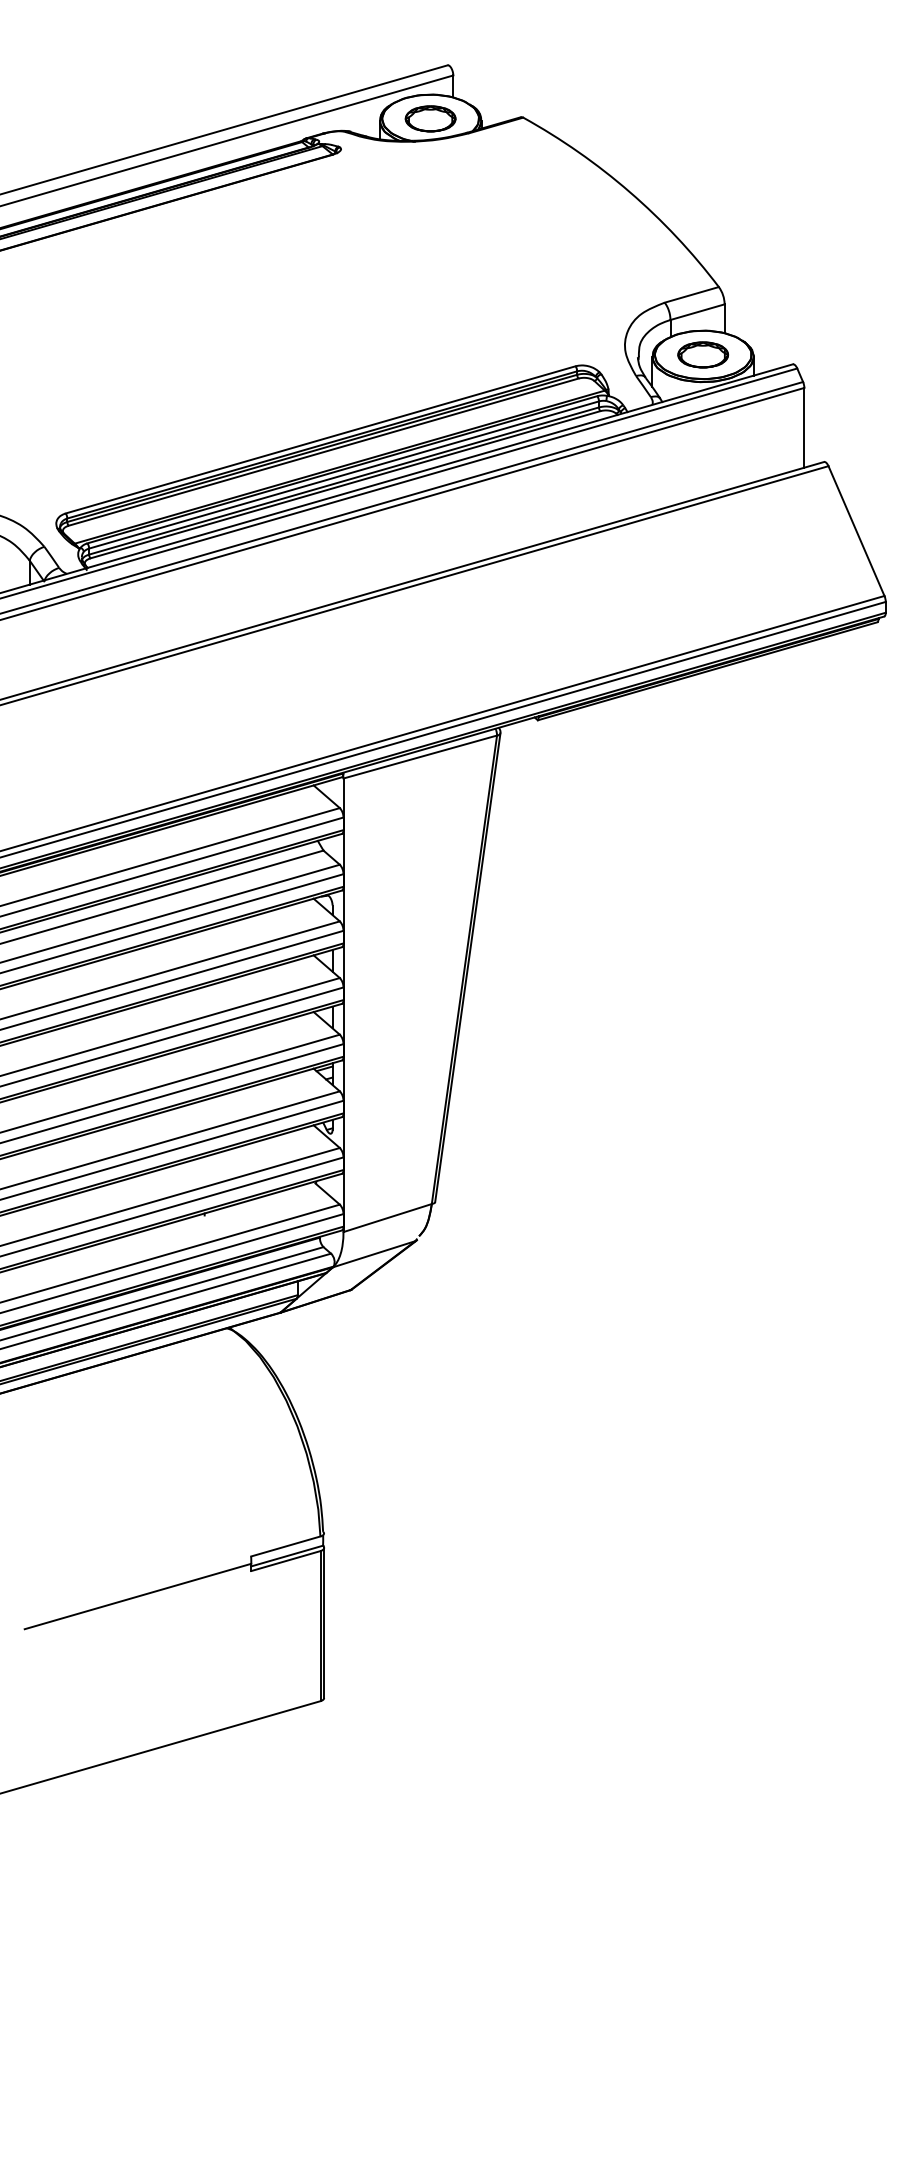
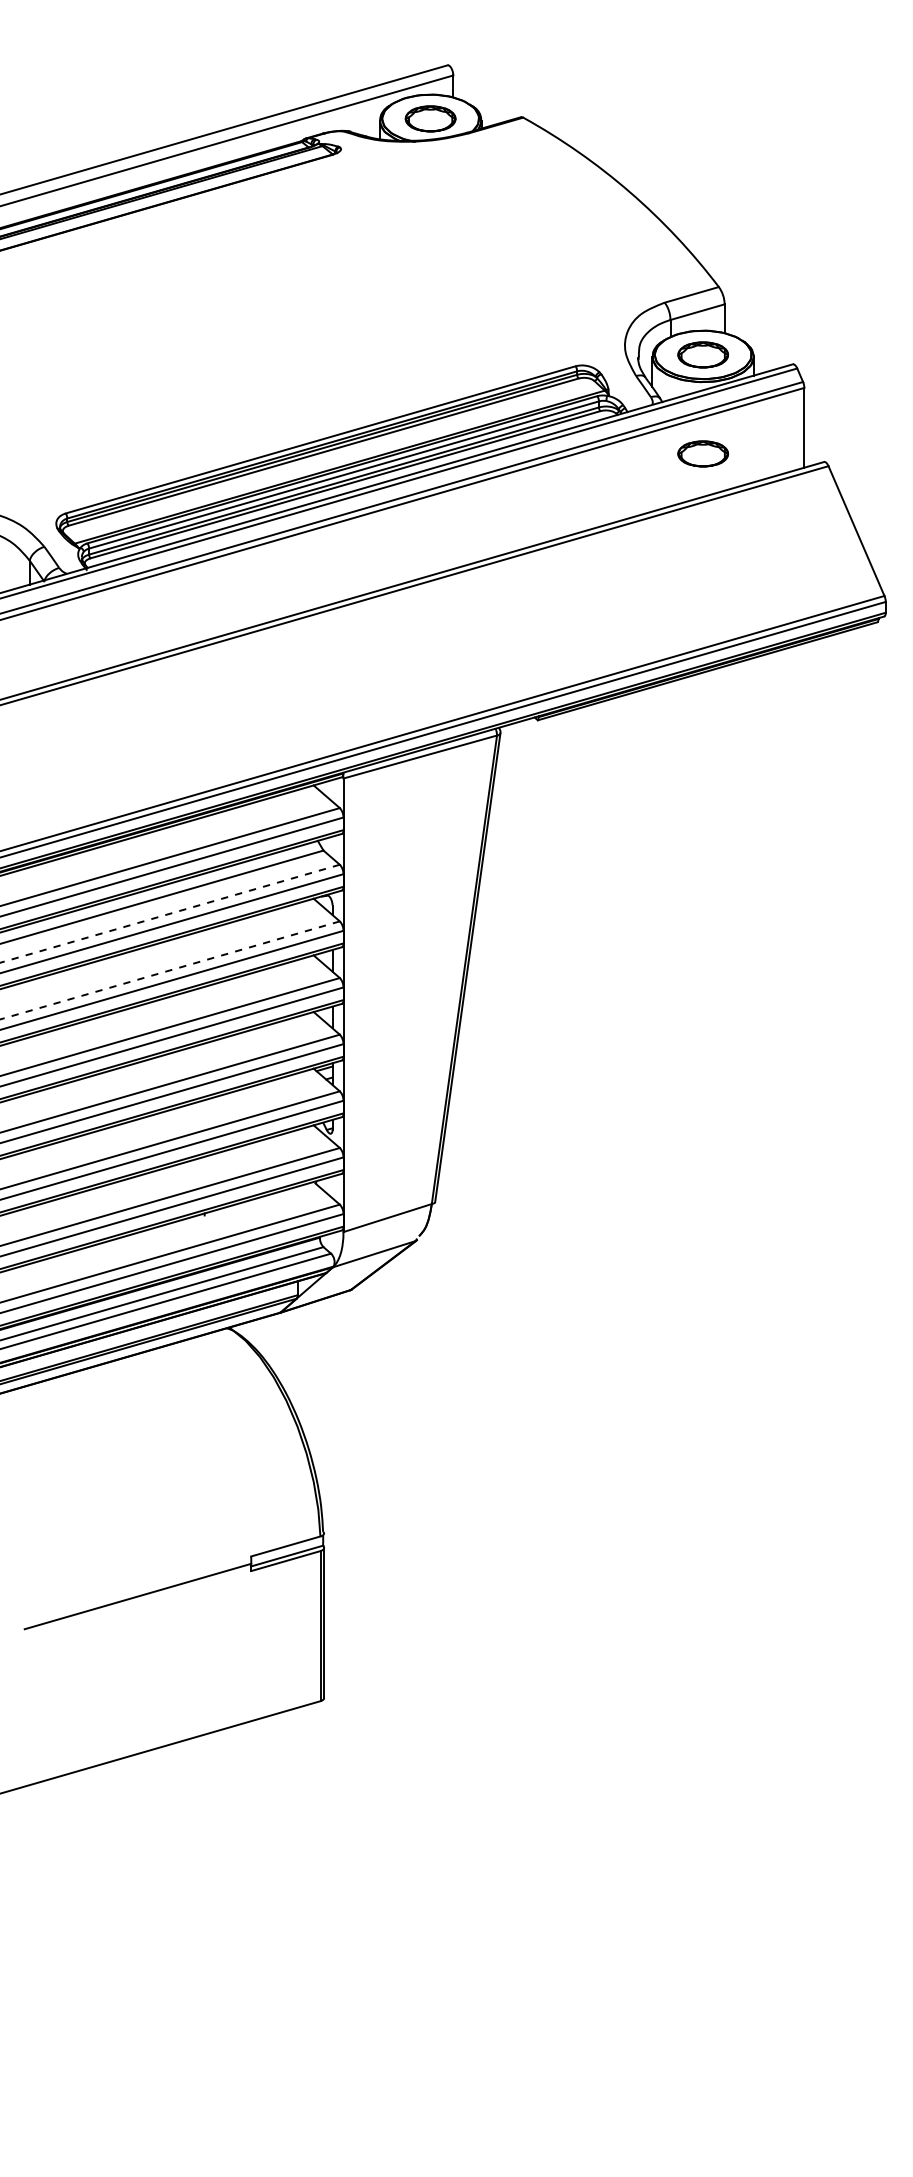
part: none -> present (702, 453)
line: solid -> dashed (169, 913)
line: solid -> dashed (169, 970)
